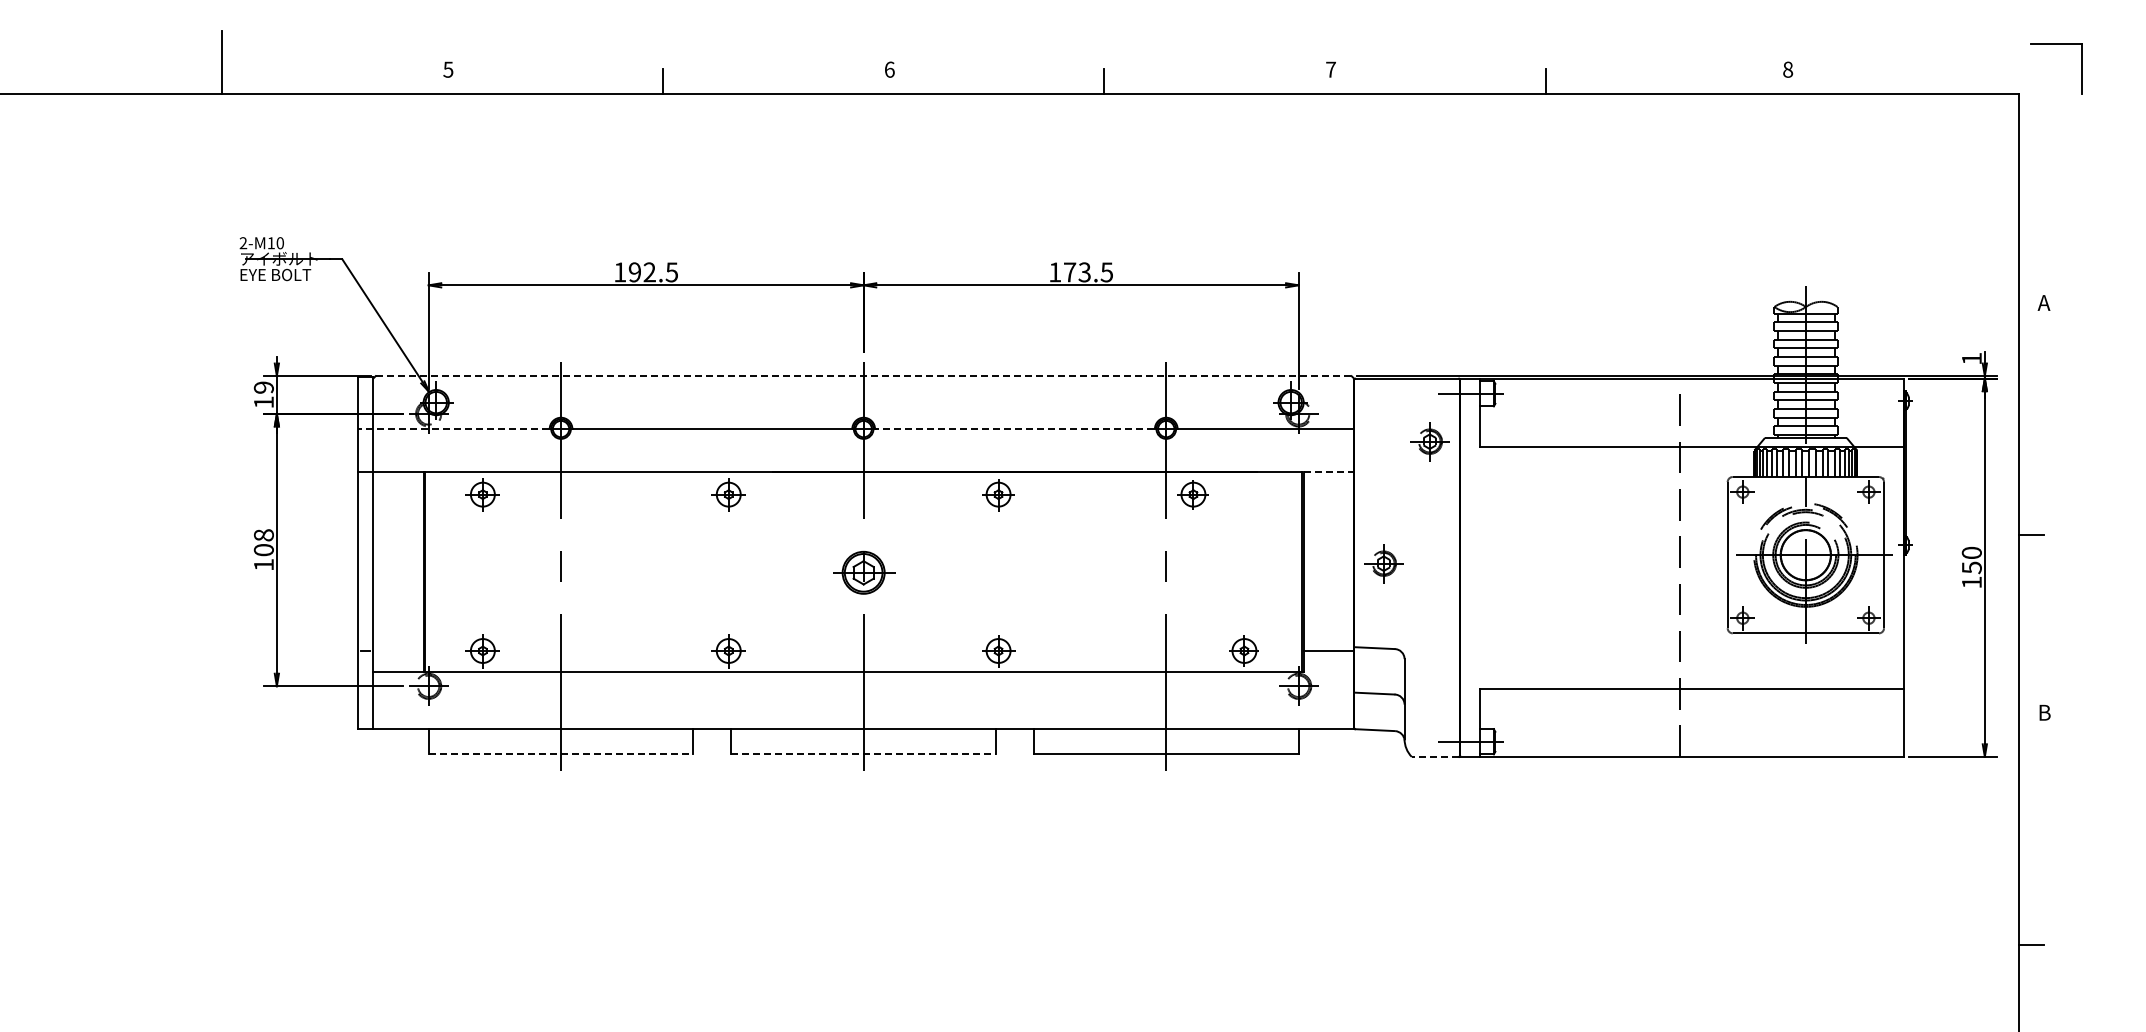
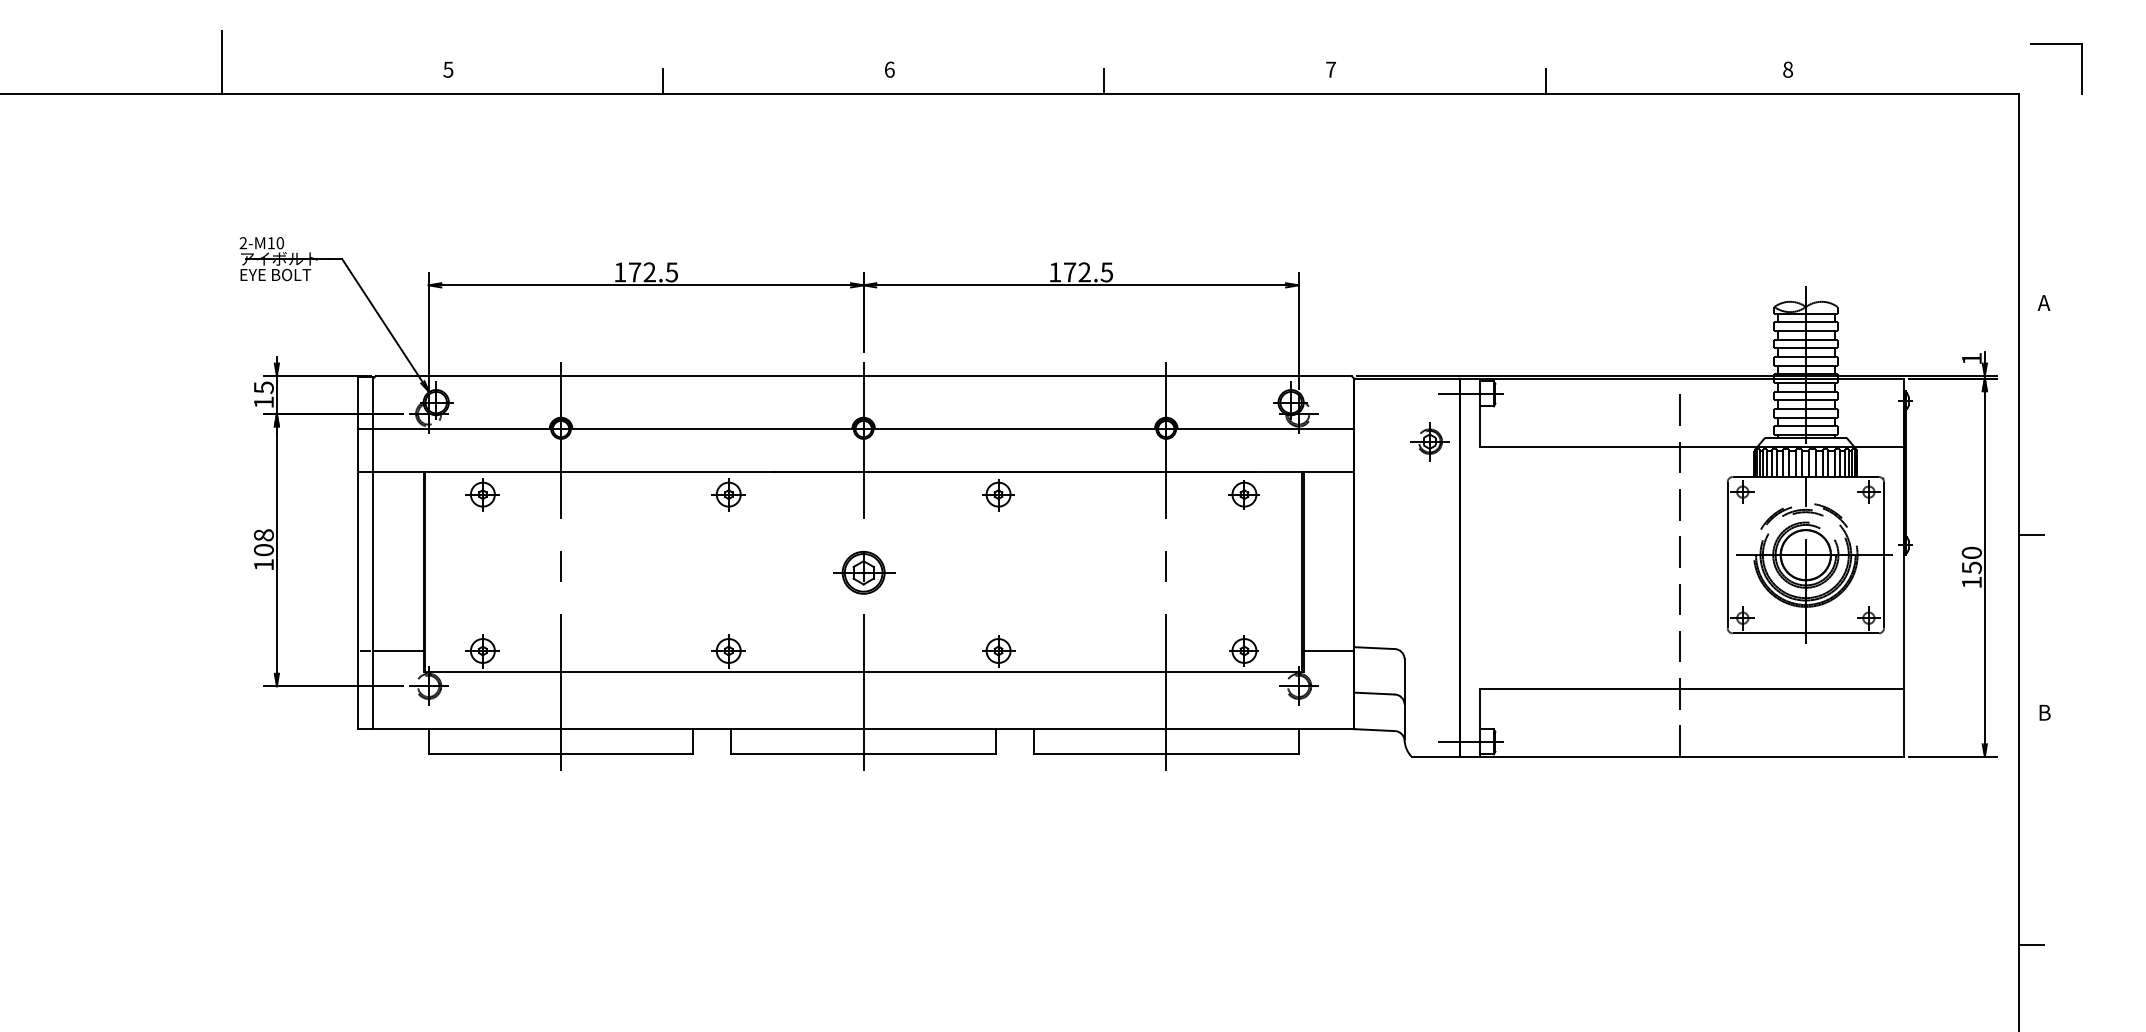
text: 192.5 -> 172.5 (634, 272)
text: 173.5 -> 172.5 (1084, 272)
line: dashed -> solid (863, 376)
text: 19 -> 15 (263, 387)
line: dashed -> solid (453, 429)
line: dashed -> solid (1014, 429)
line: dashed -> solid (1329, 471)
part position: (1192, 494) -> (1243, 494) (1243, 494)
part: present -> none (1383, 563)
line position: (398, 671) -> (398, 650) (398, 650)
line: dashed -> solid (561, 754)
line: dashed -> solid (864, 754)
line: dashed -> solid (1435, 756)
